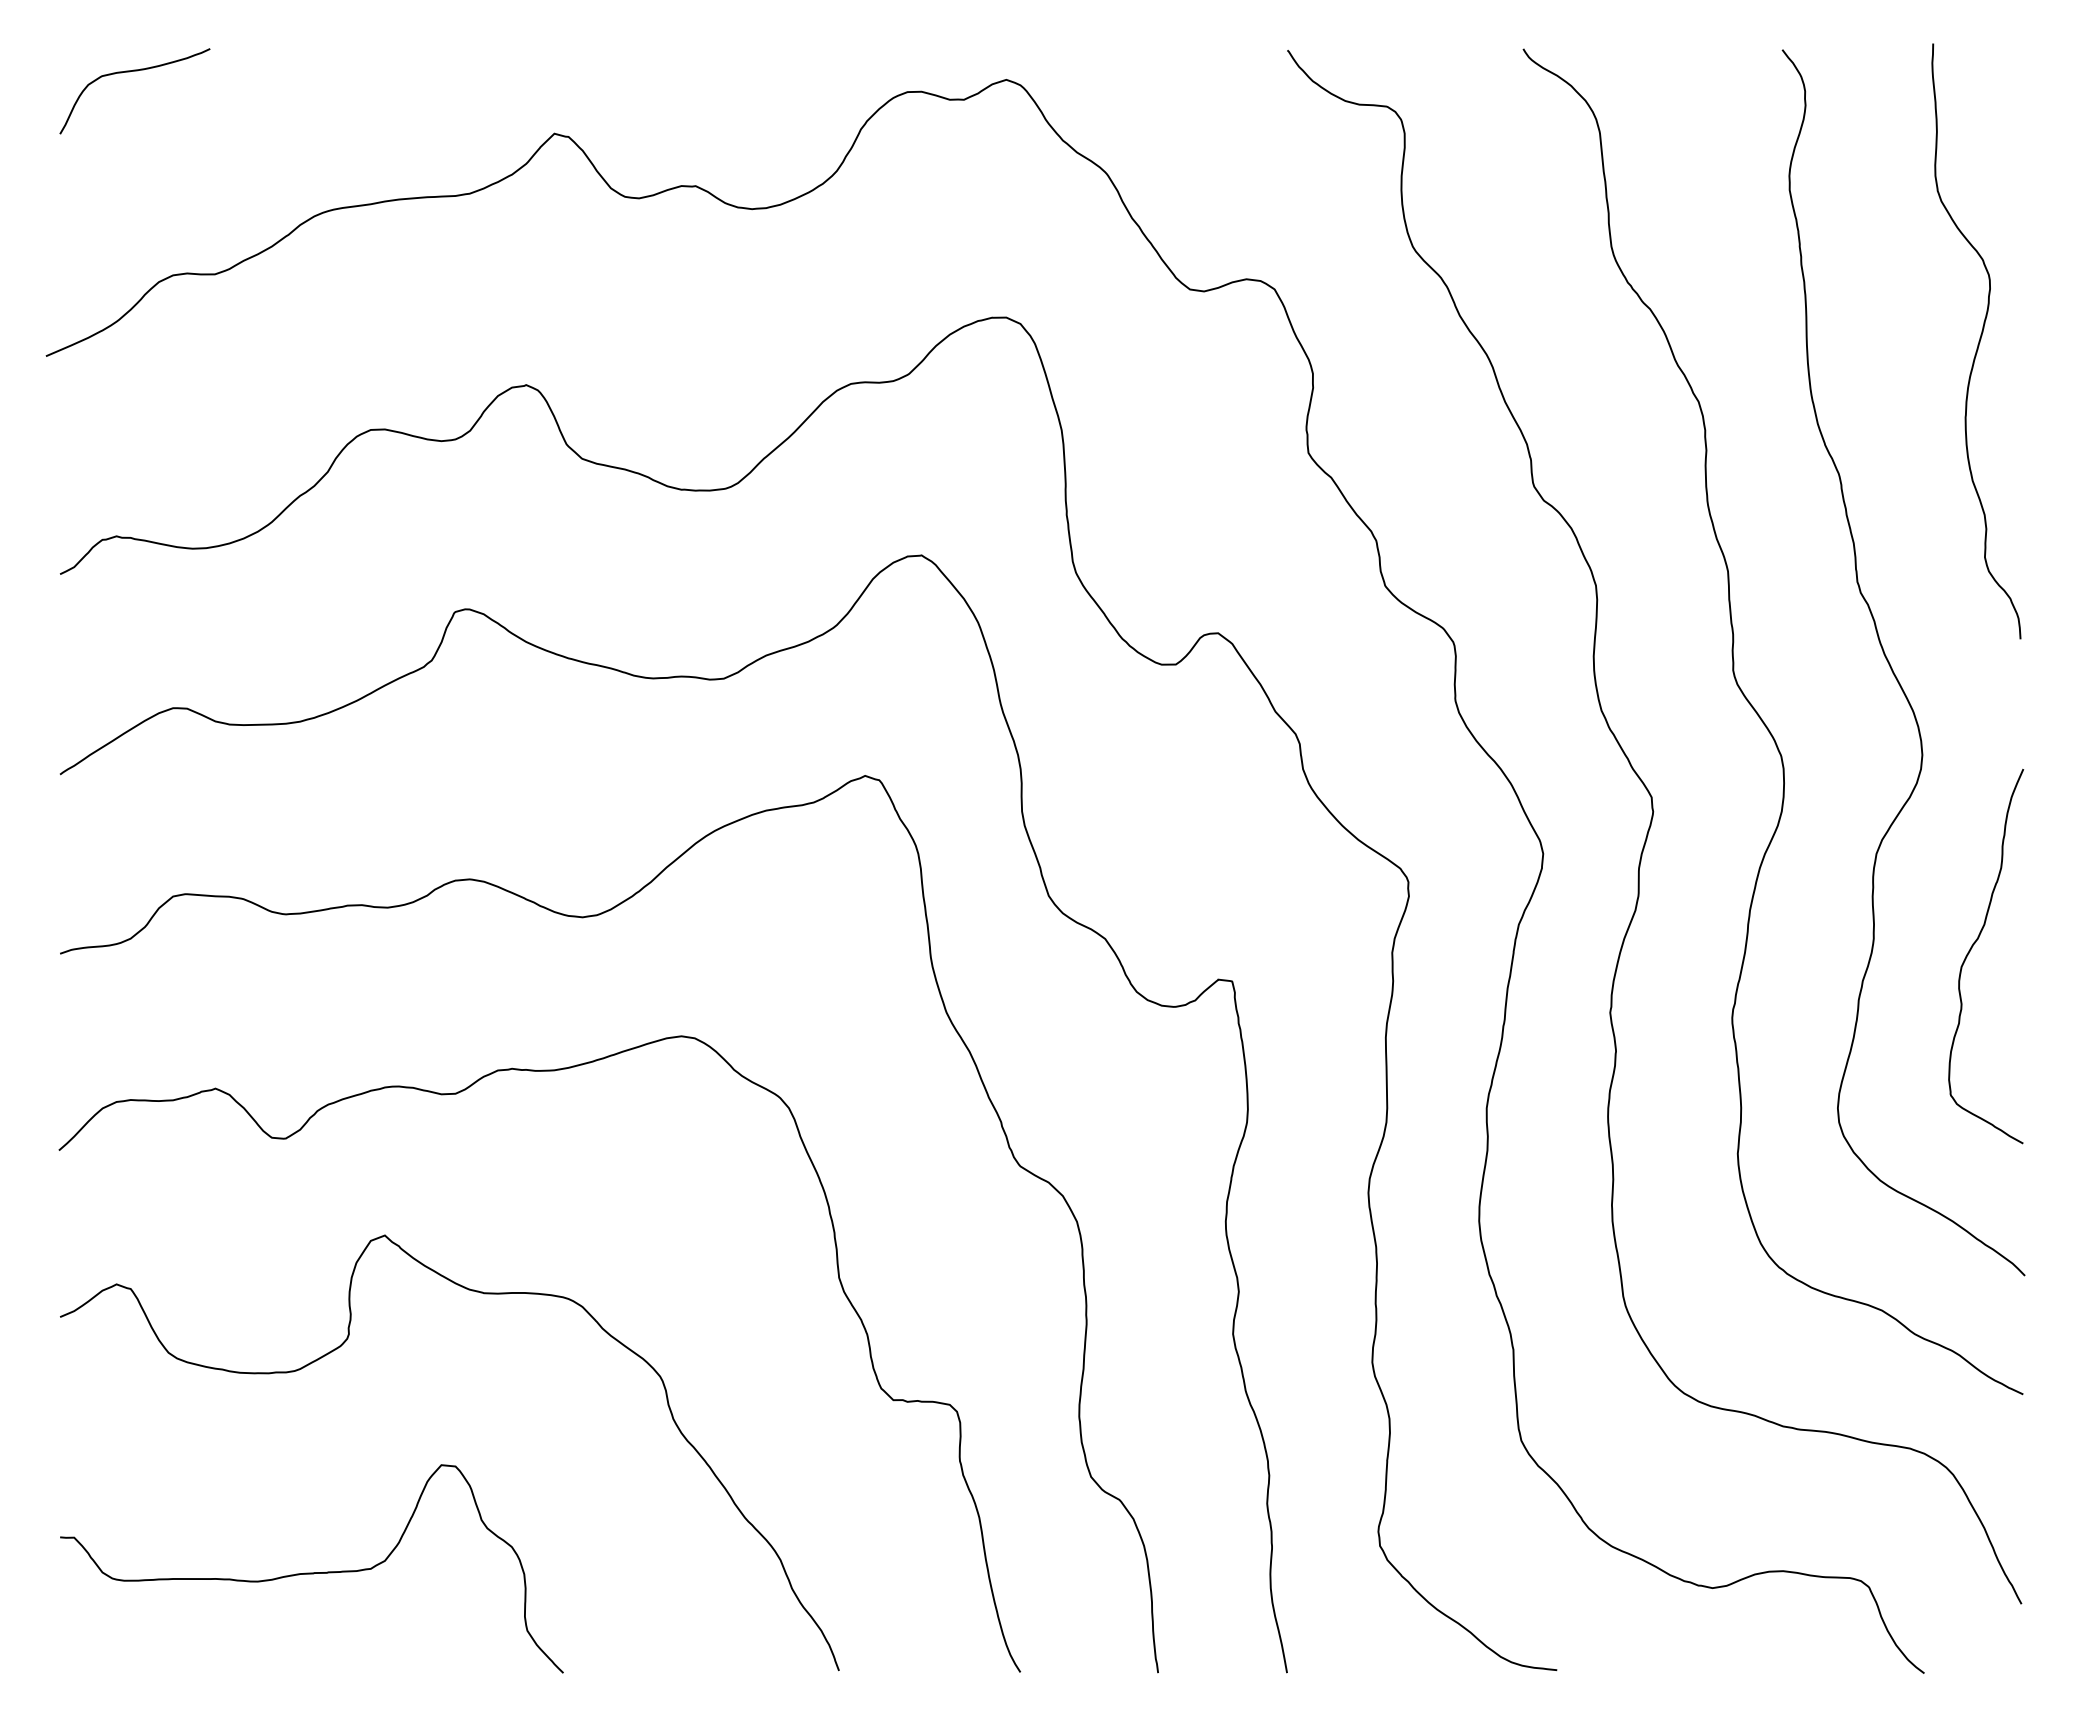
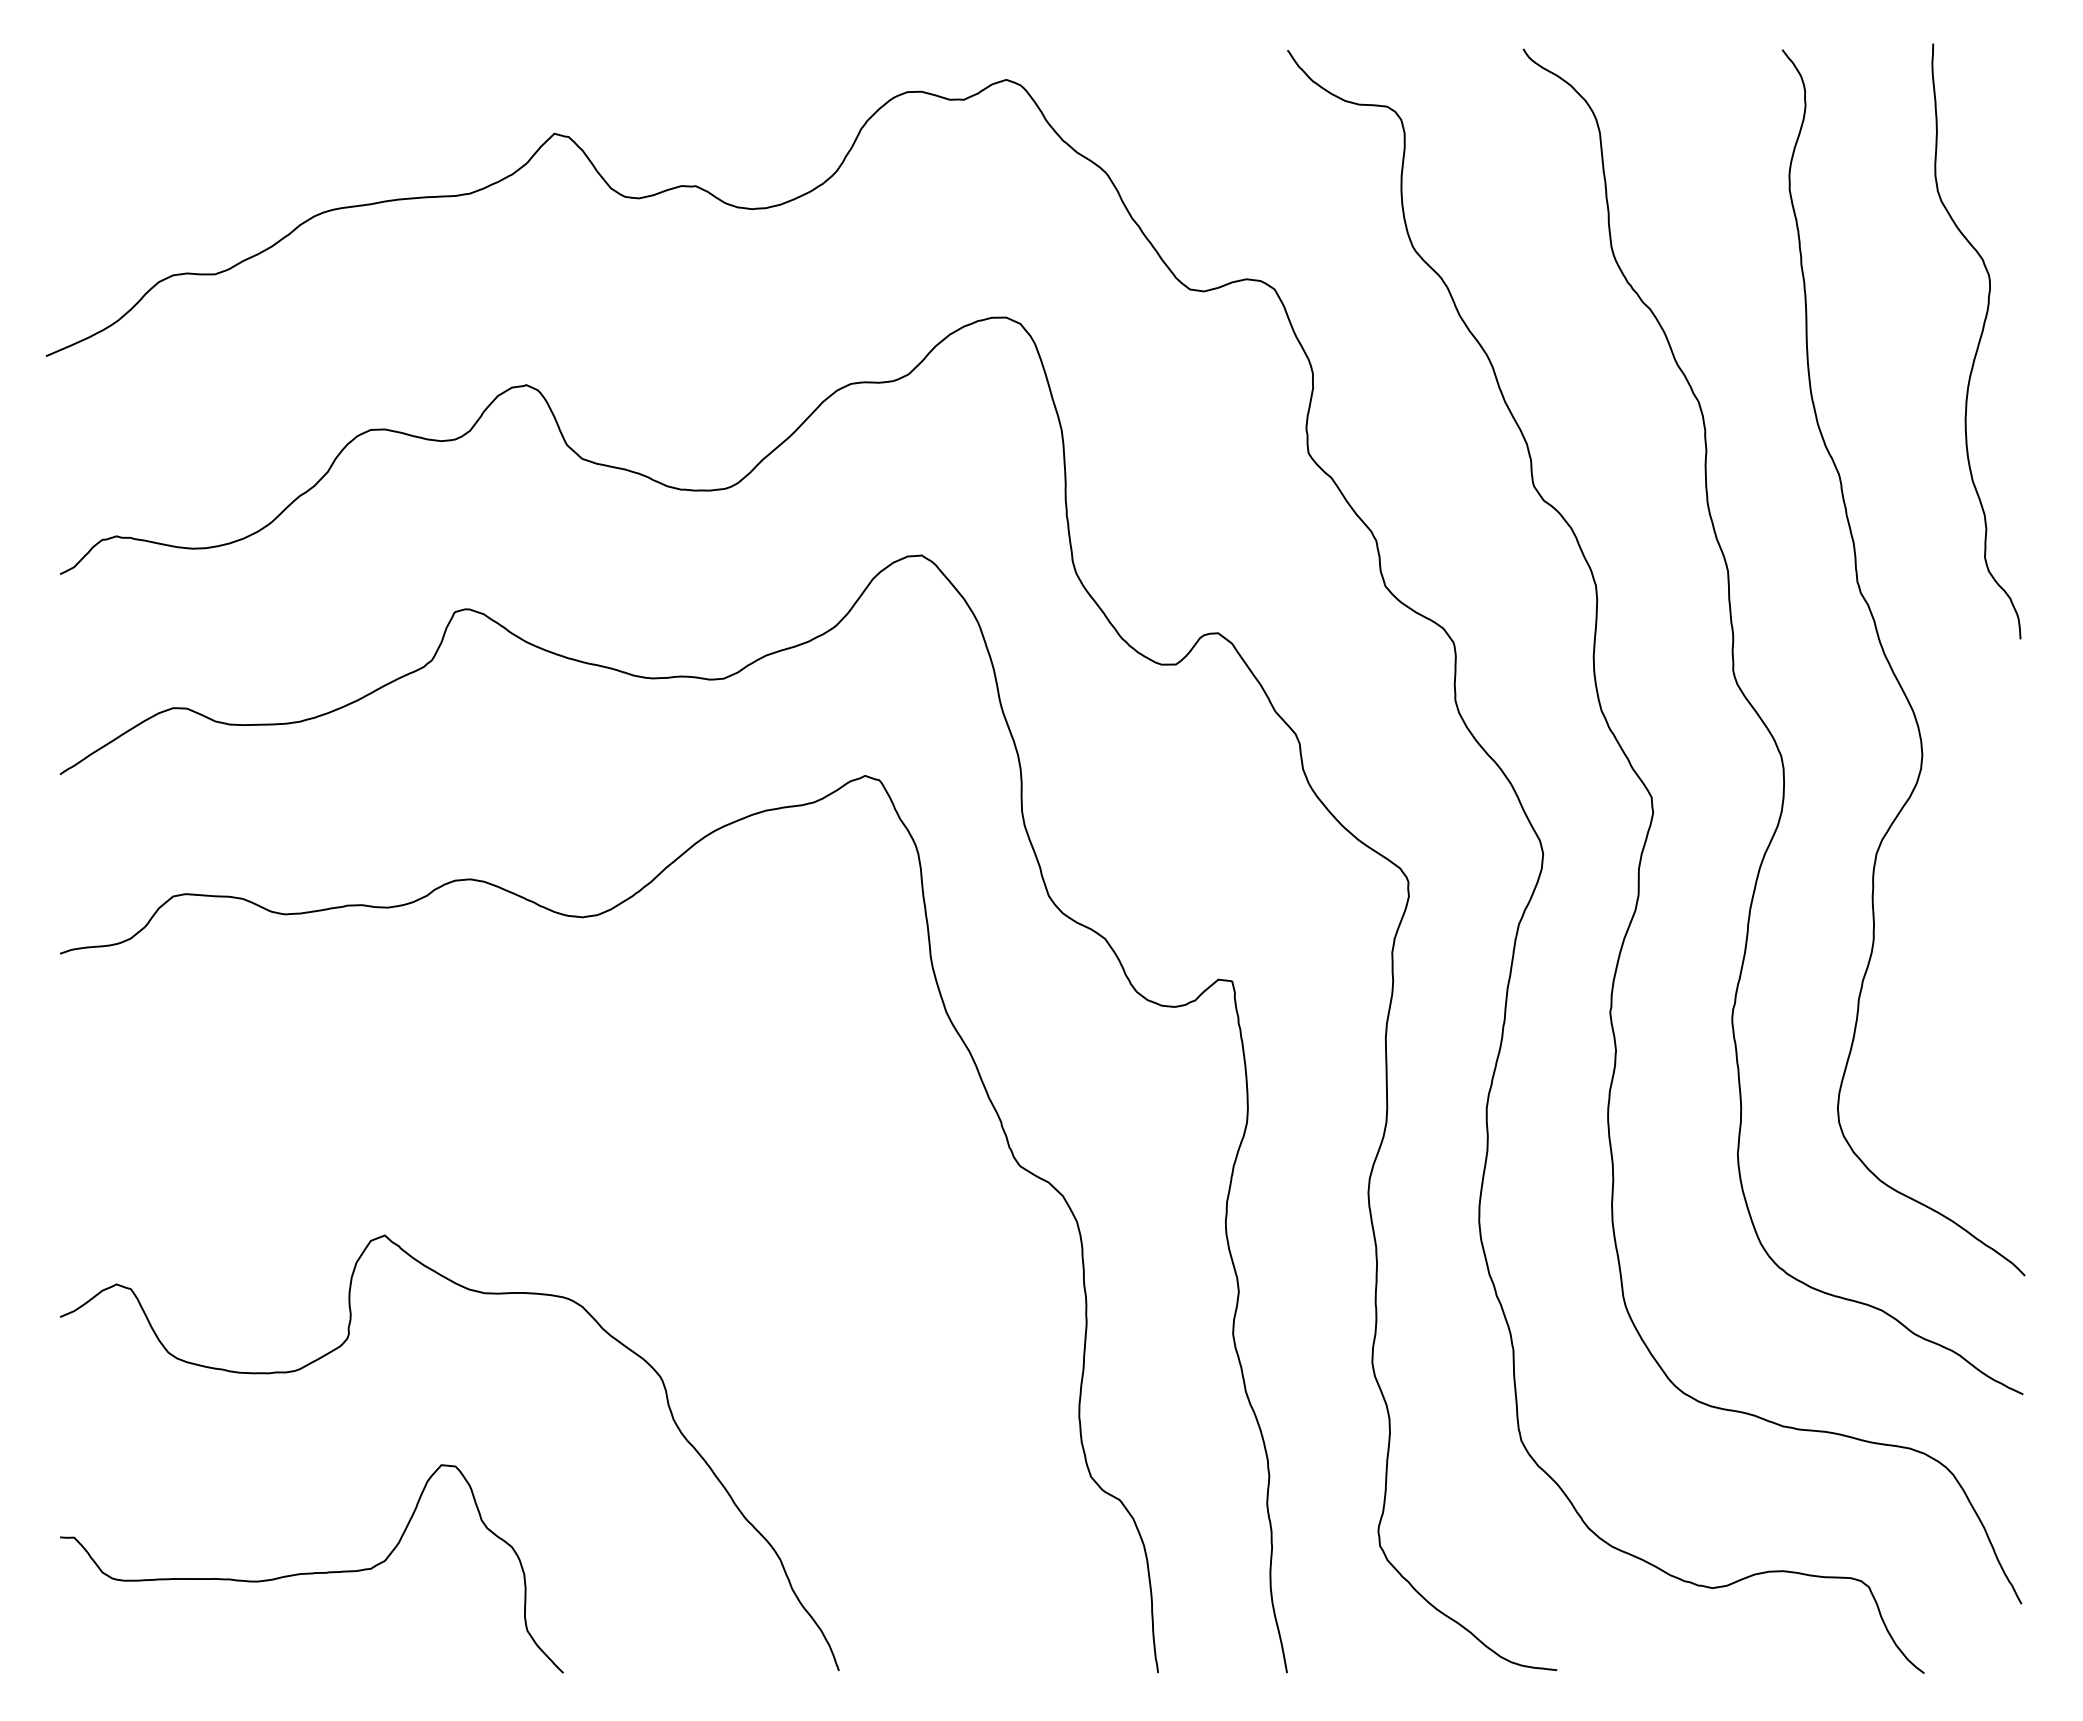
curve: present -> none (130, 72)
curve: present -> none (1972, 948)
curve: present -> none (456, 1094)
